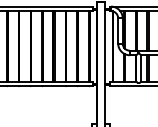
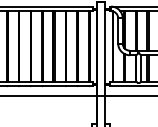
line: none -> present (78, 95)
